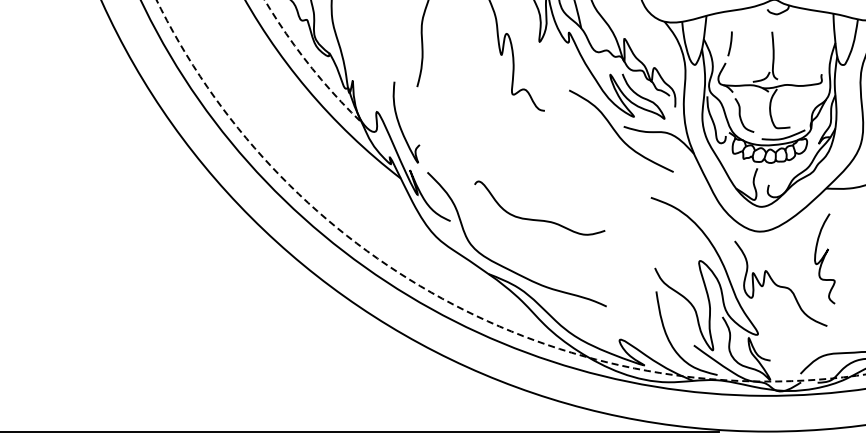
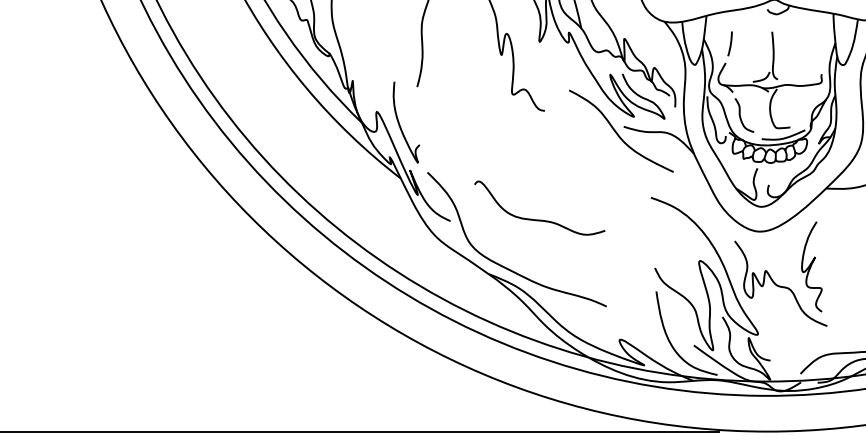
arc: dashed -> solid (308, 64)
curve position: (824, 258) -> (811, 266) (811, 266)
arc: dashed -> solid (450, 302)
